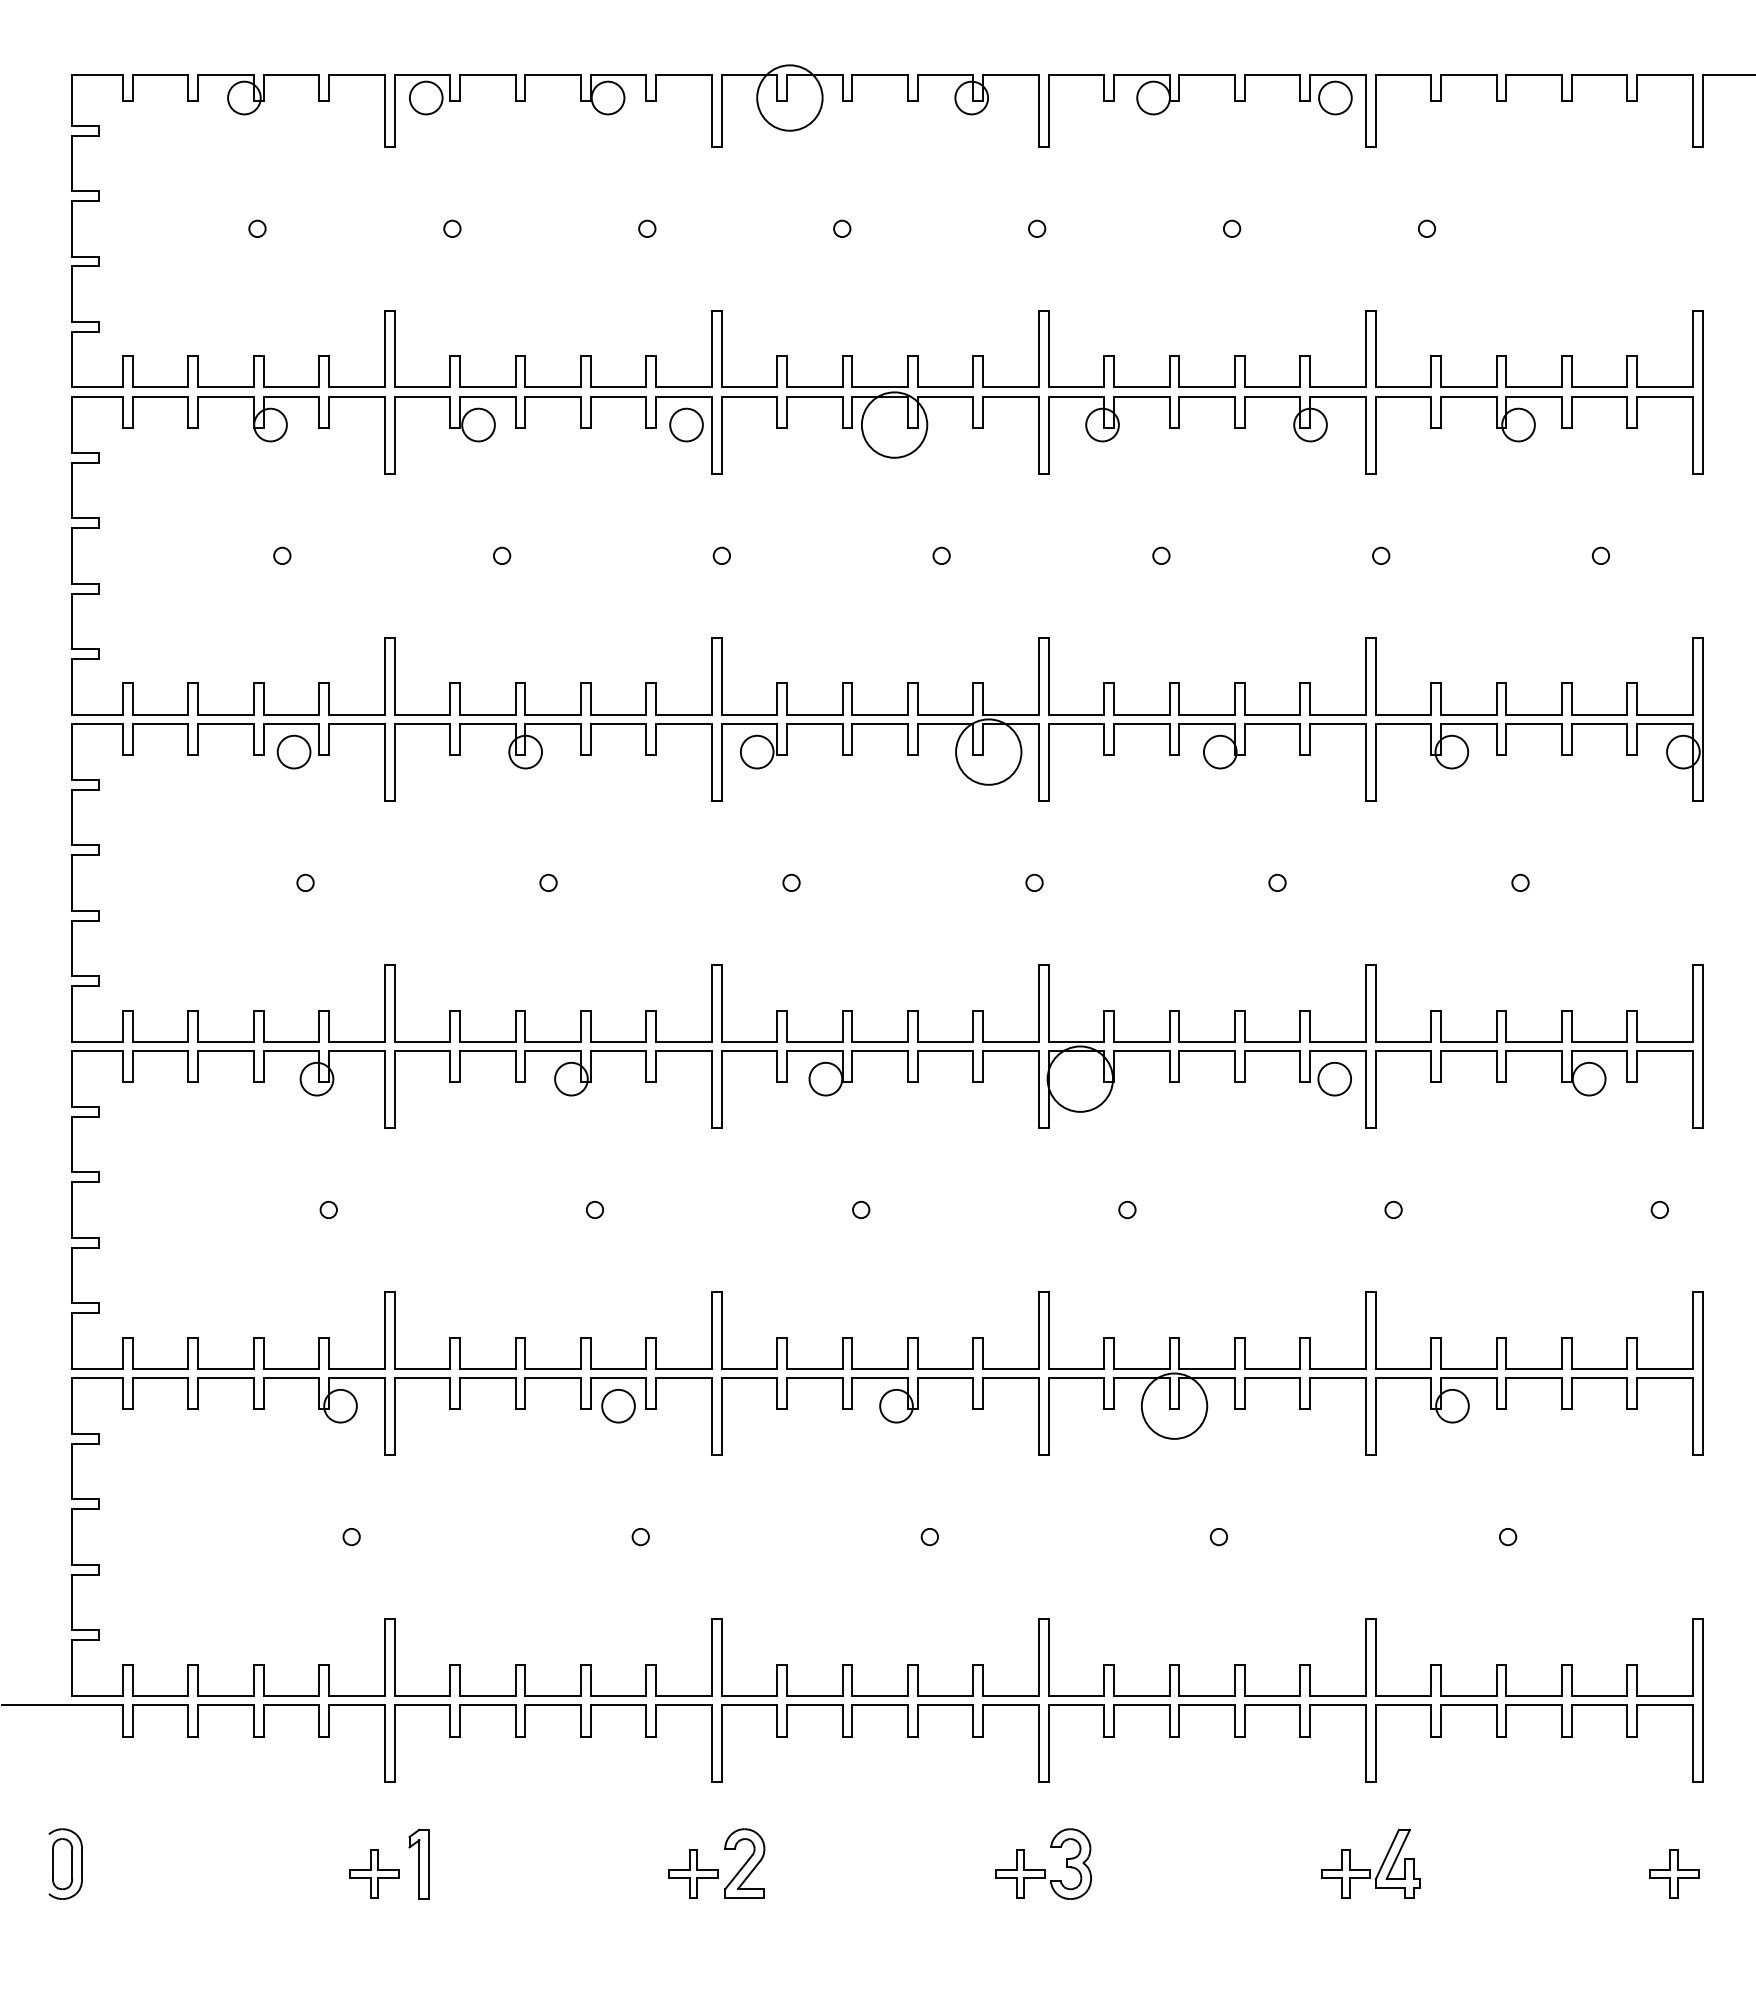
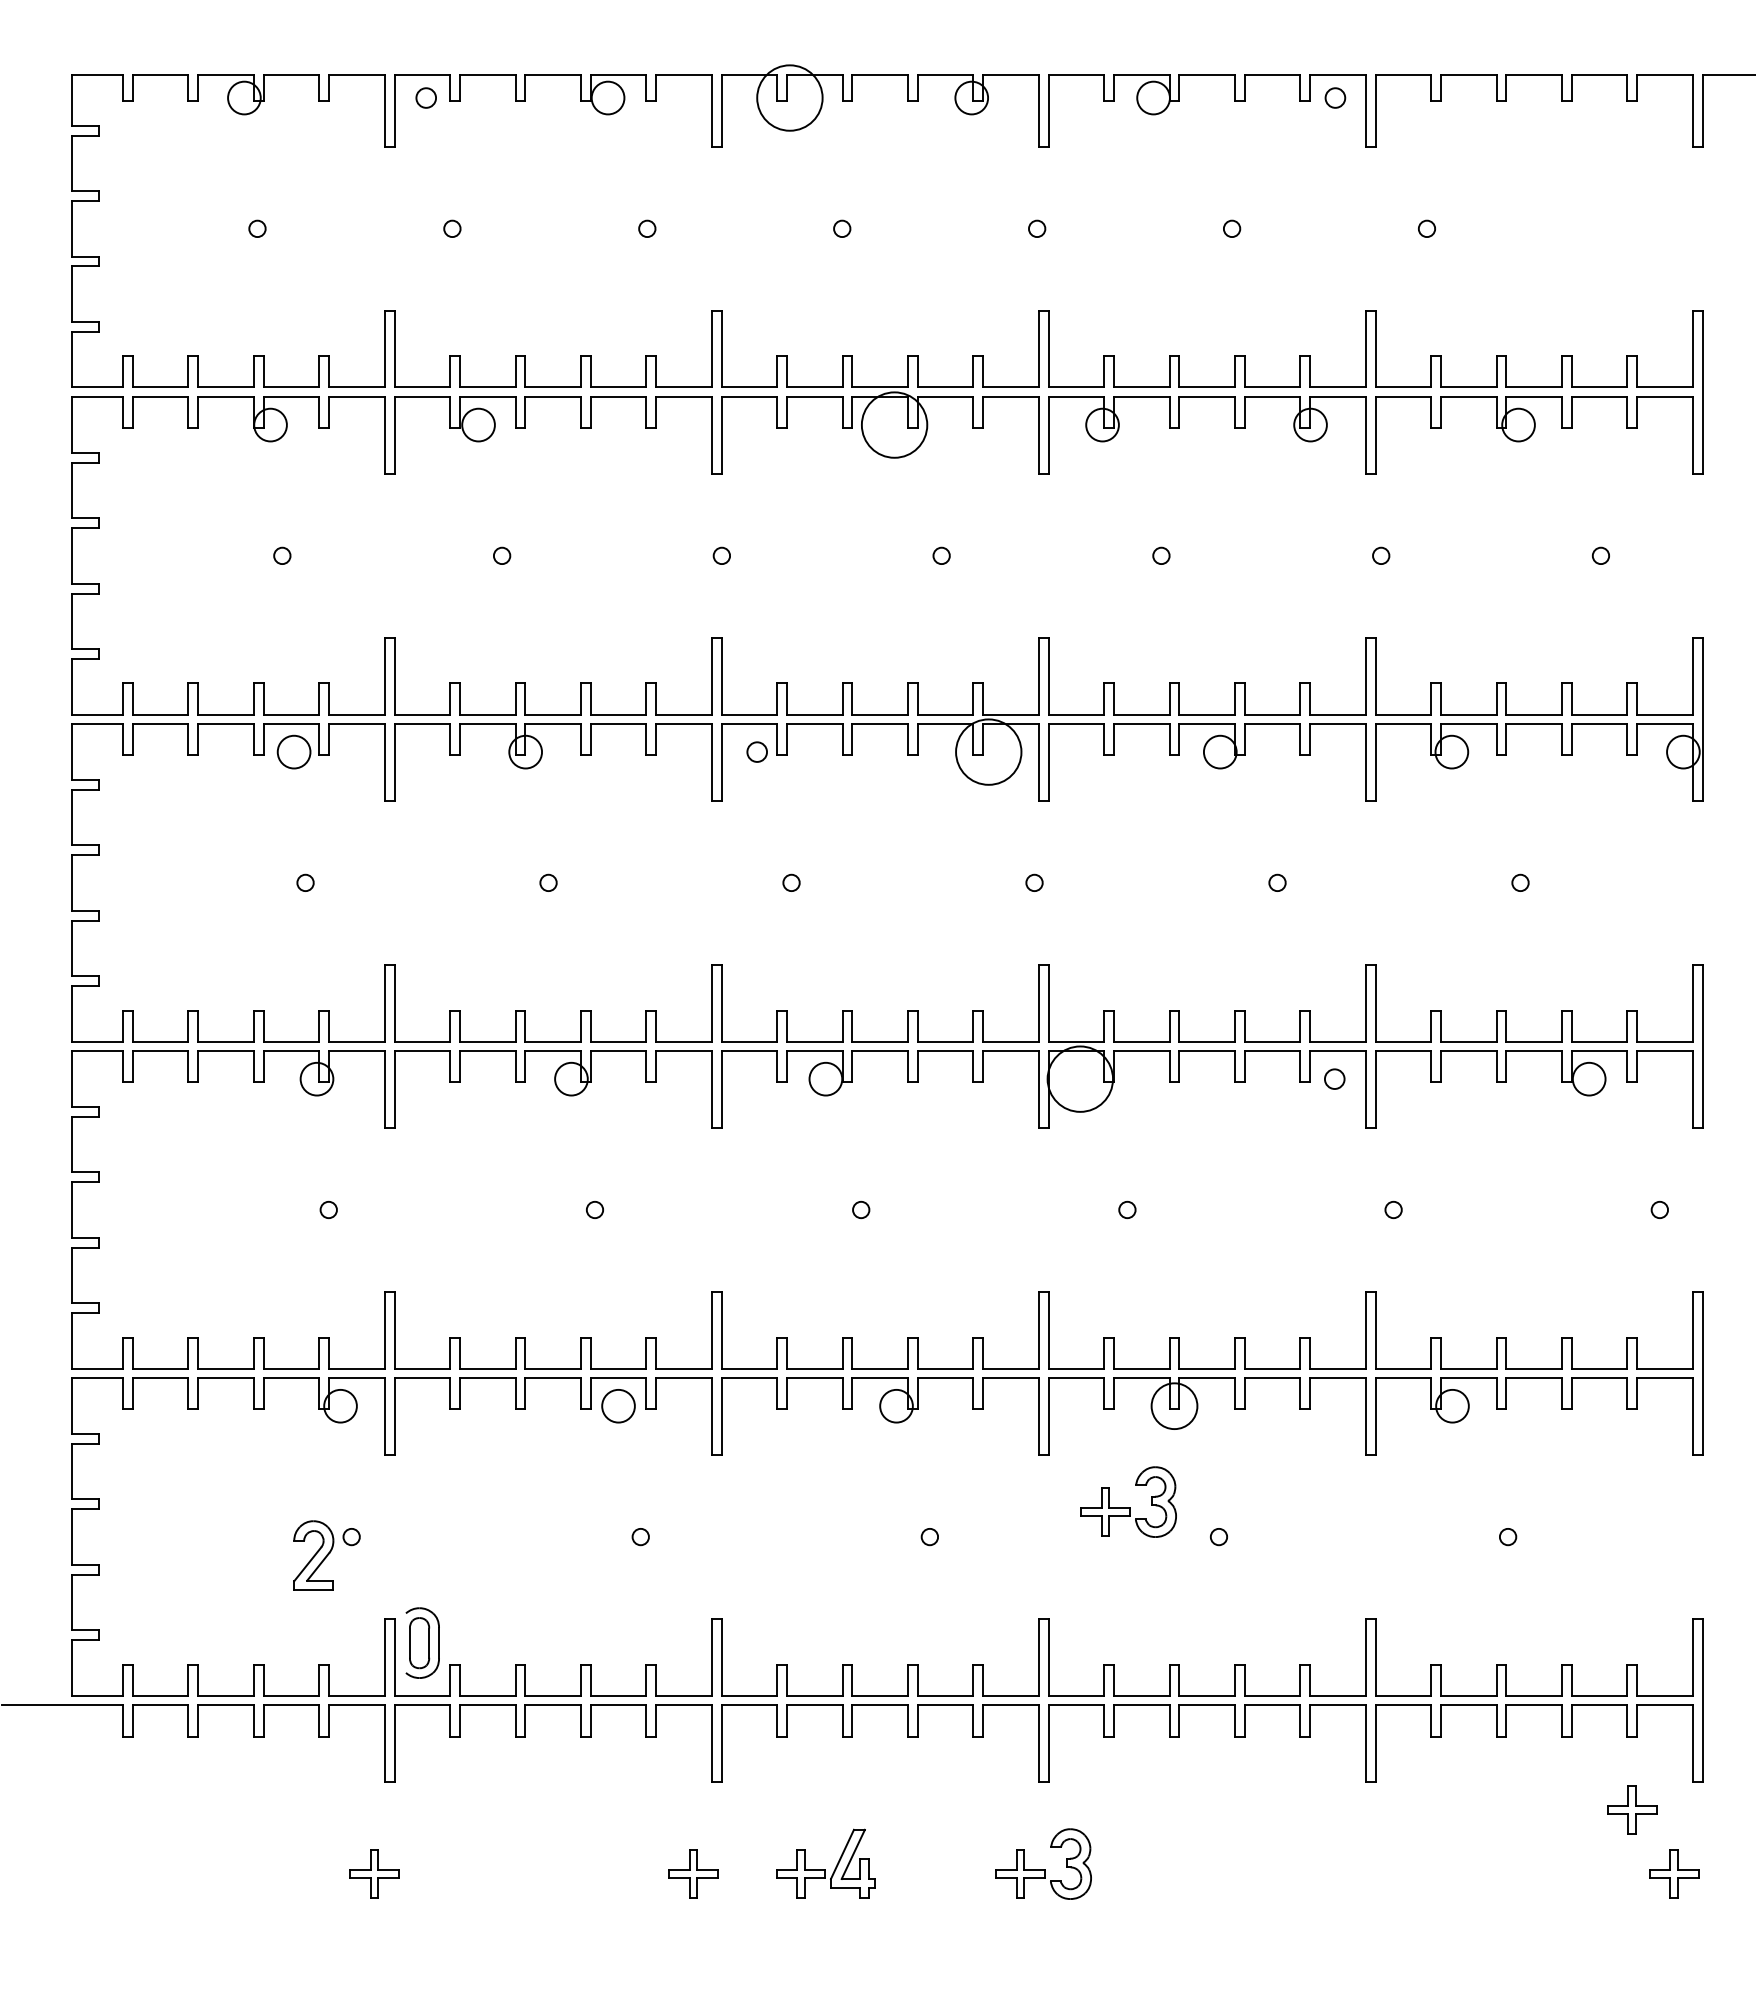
circle diameter: 33 px -> 20 px (426, 97)
circle diameter: 33 px -> 20 px (1335, 97)
circle: present -> none (686, 424)
circle diameter: 33 px -> 20 px (757, 751)
circle diameter: 33 px -> 20 px (1334, 1078)
circle diameter: 65 px -> 46 px (1174, 1406)
part: none -> present (1128, 1501)
part: none -> present (1632, 1809)
part position: (65, 1863) -> (422, 1642) (422, 1642)
part: present -> none (418, 1863)
part position: (744, 1863) -> (313, 1555) (313, 1555)
part position: (1370, 1863) -> (825, 1863) (825, 1863)
